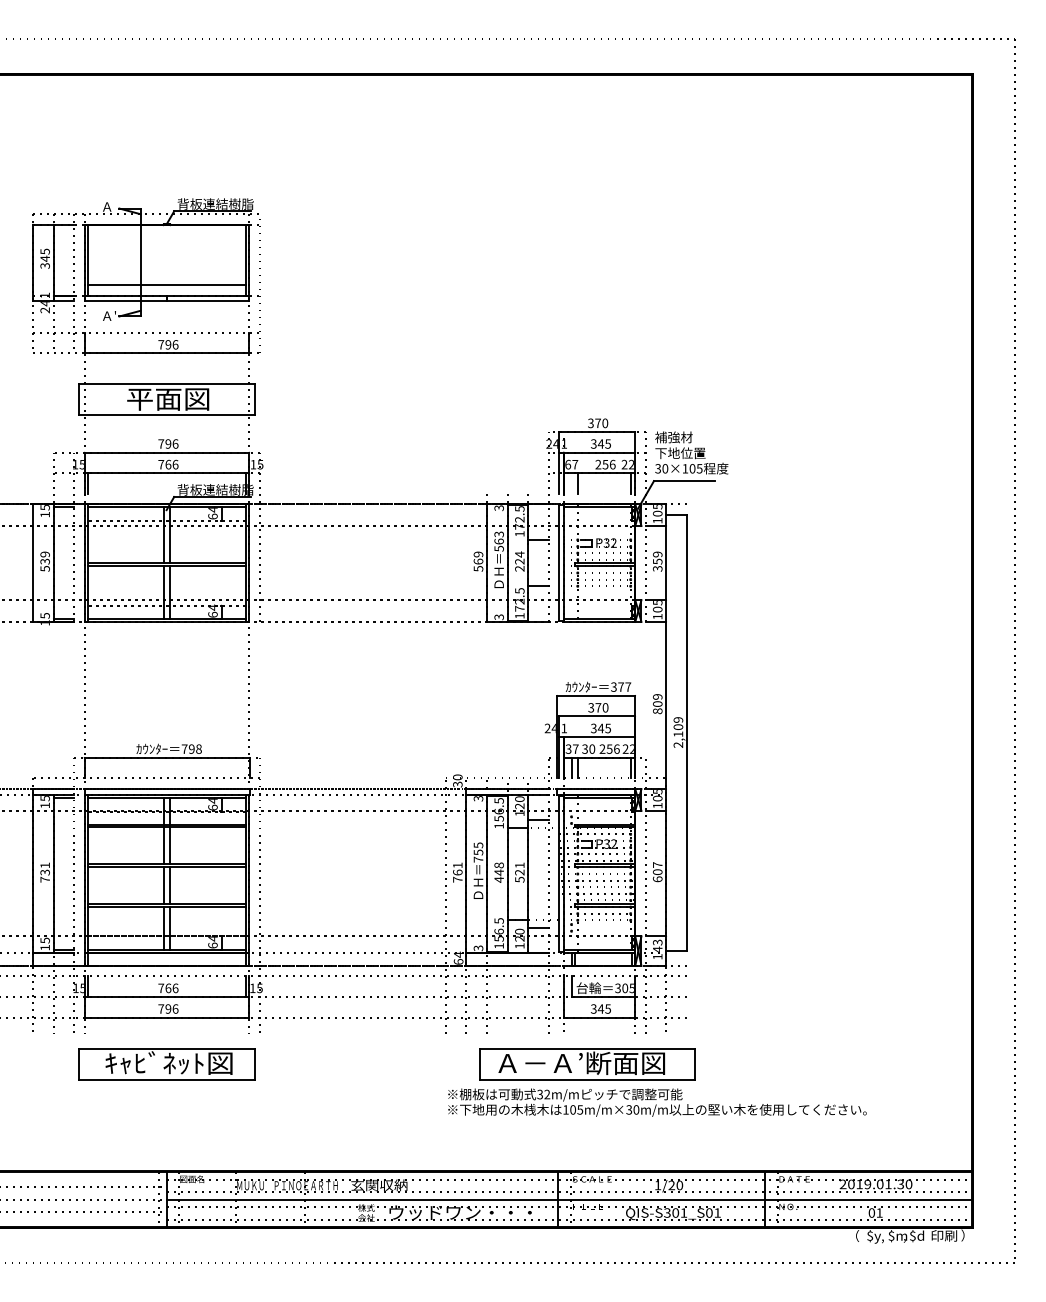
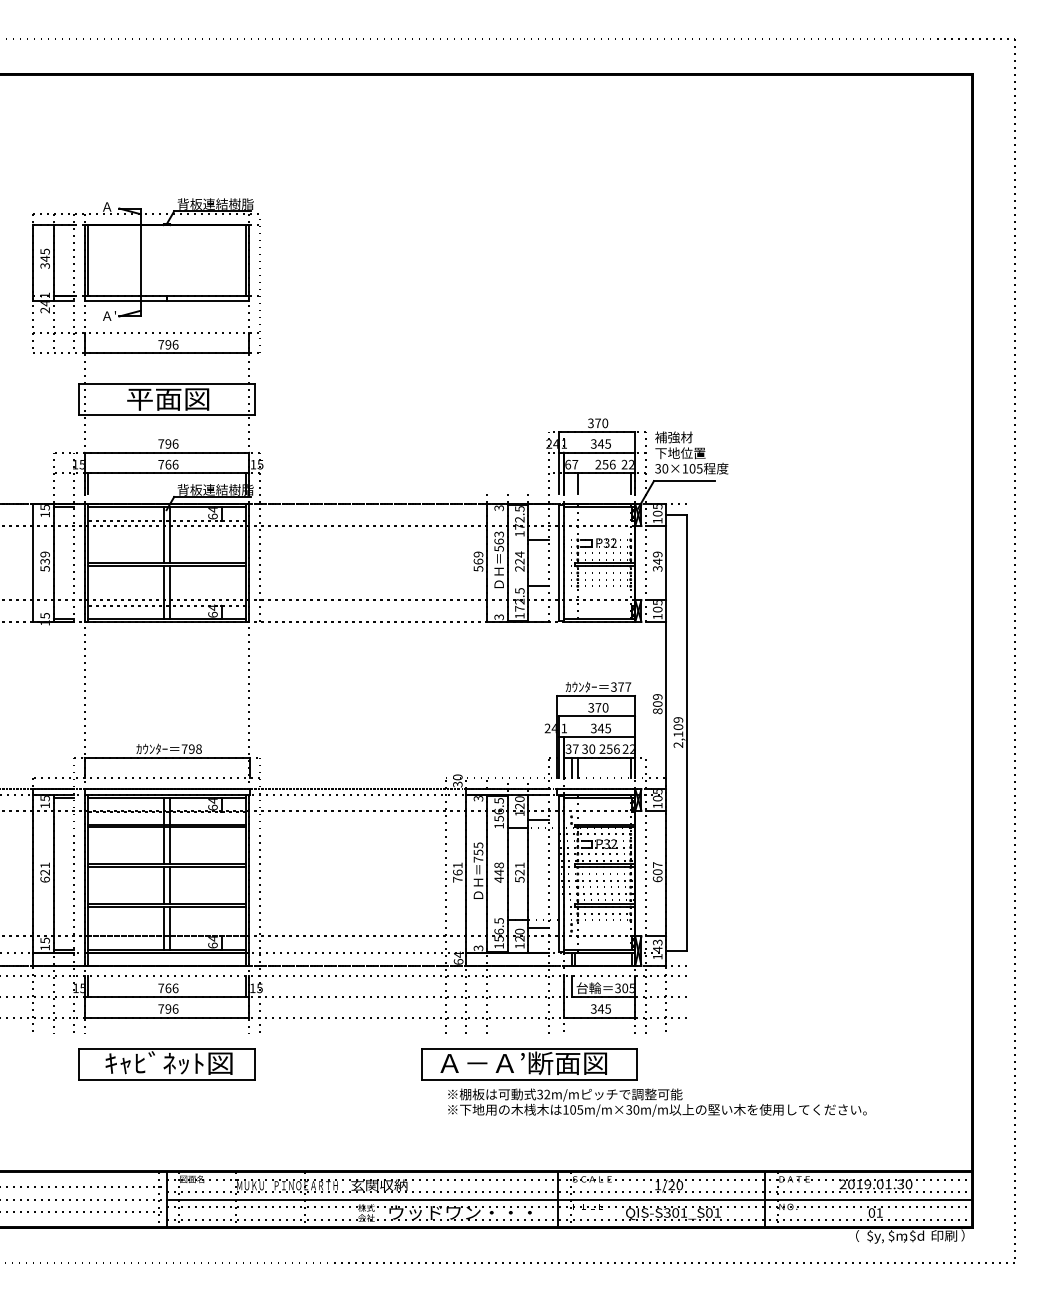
line: present -> none (166, 285)
text: 359 -> 349 (657, 561)
text: 731 -> 621 (44, 875)
part position: (587, 1064) -> (529, 1064) (529, 1064)
